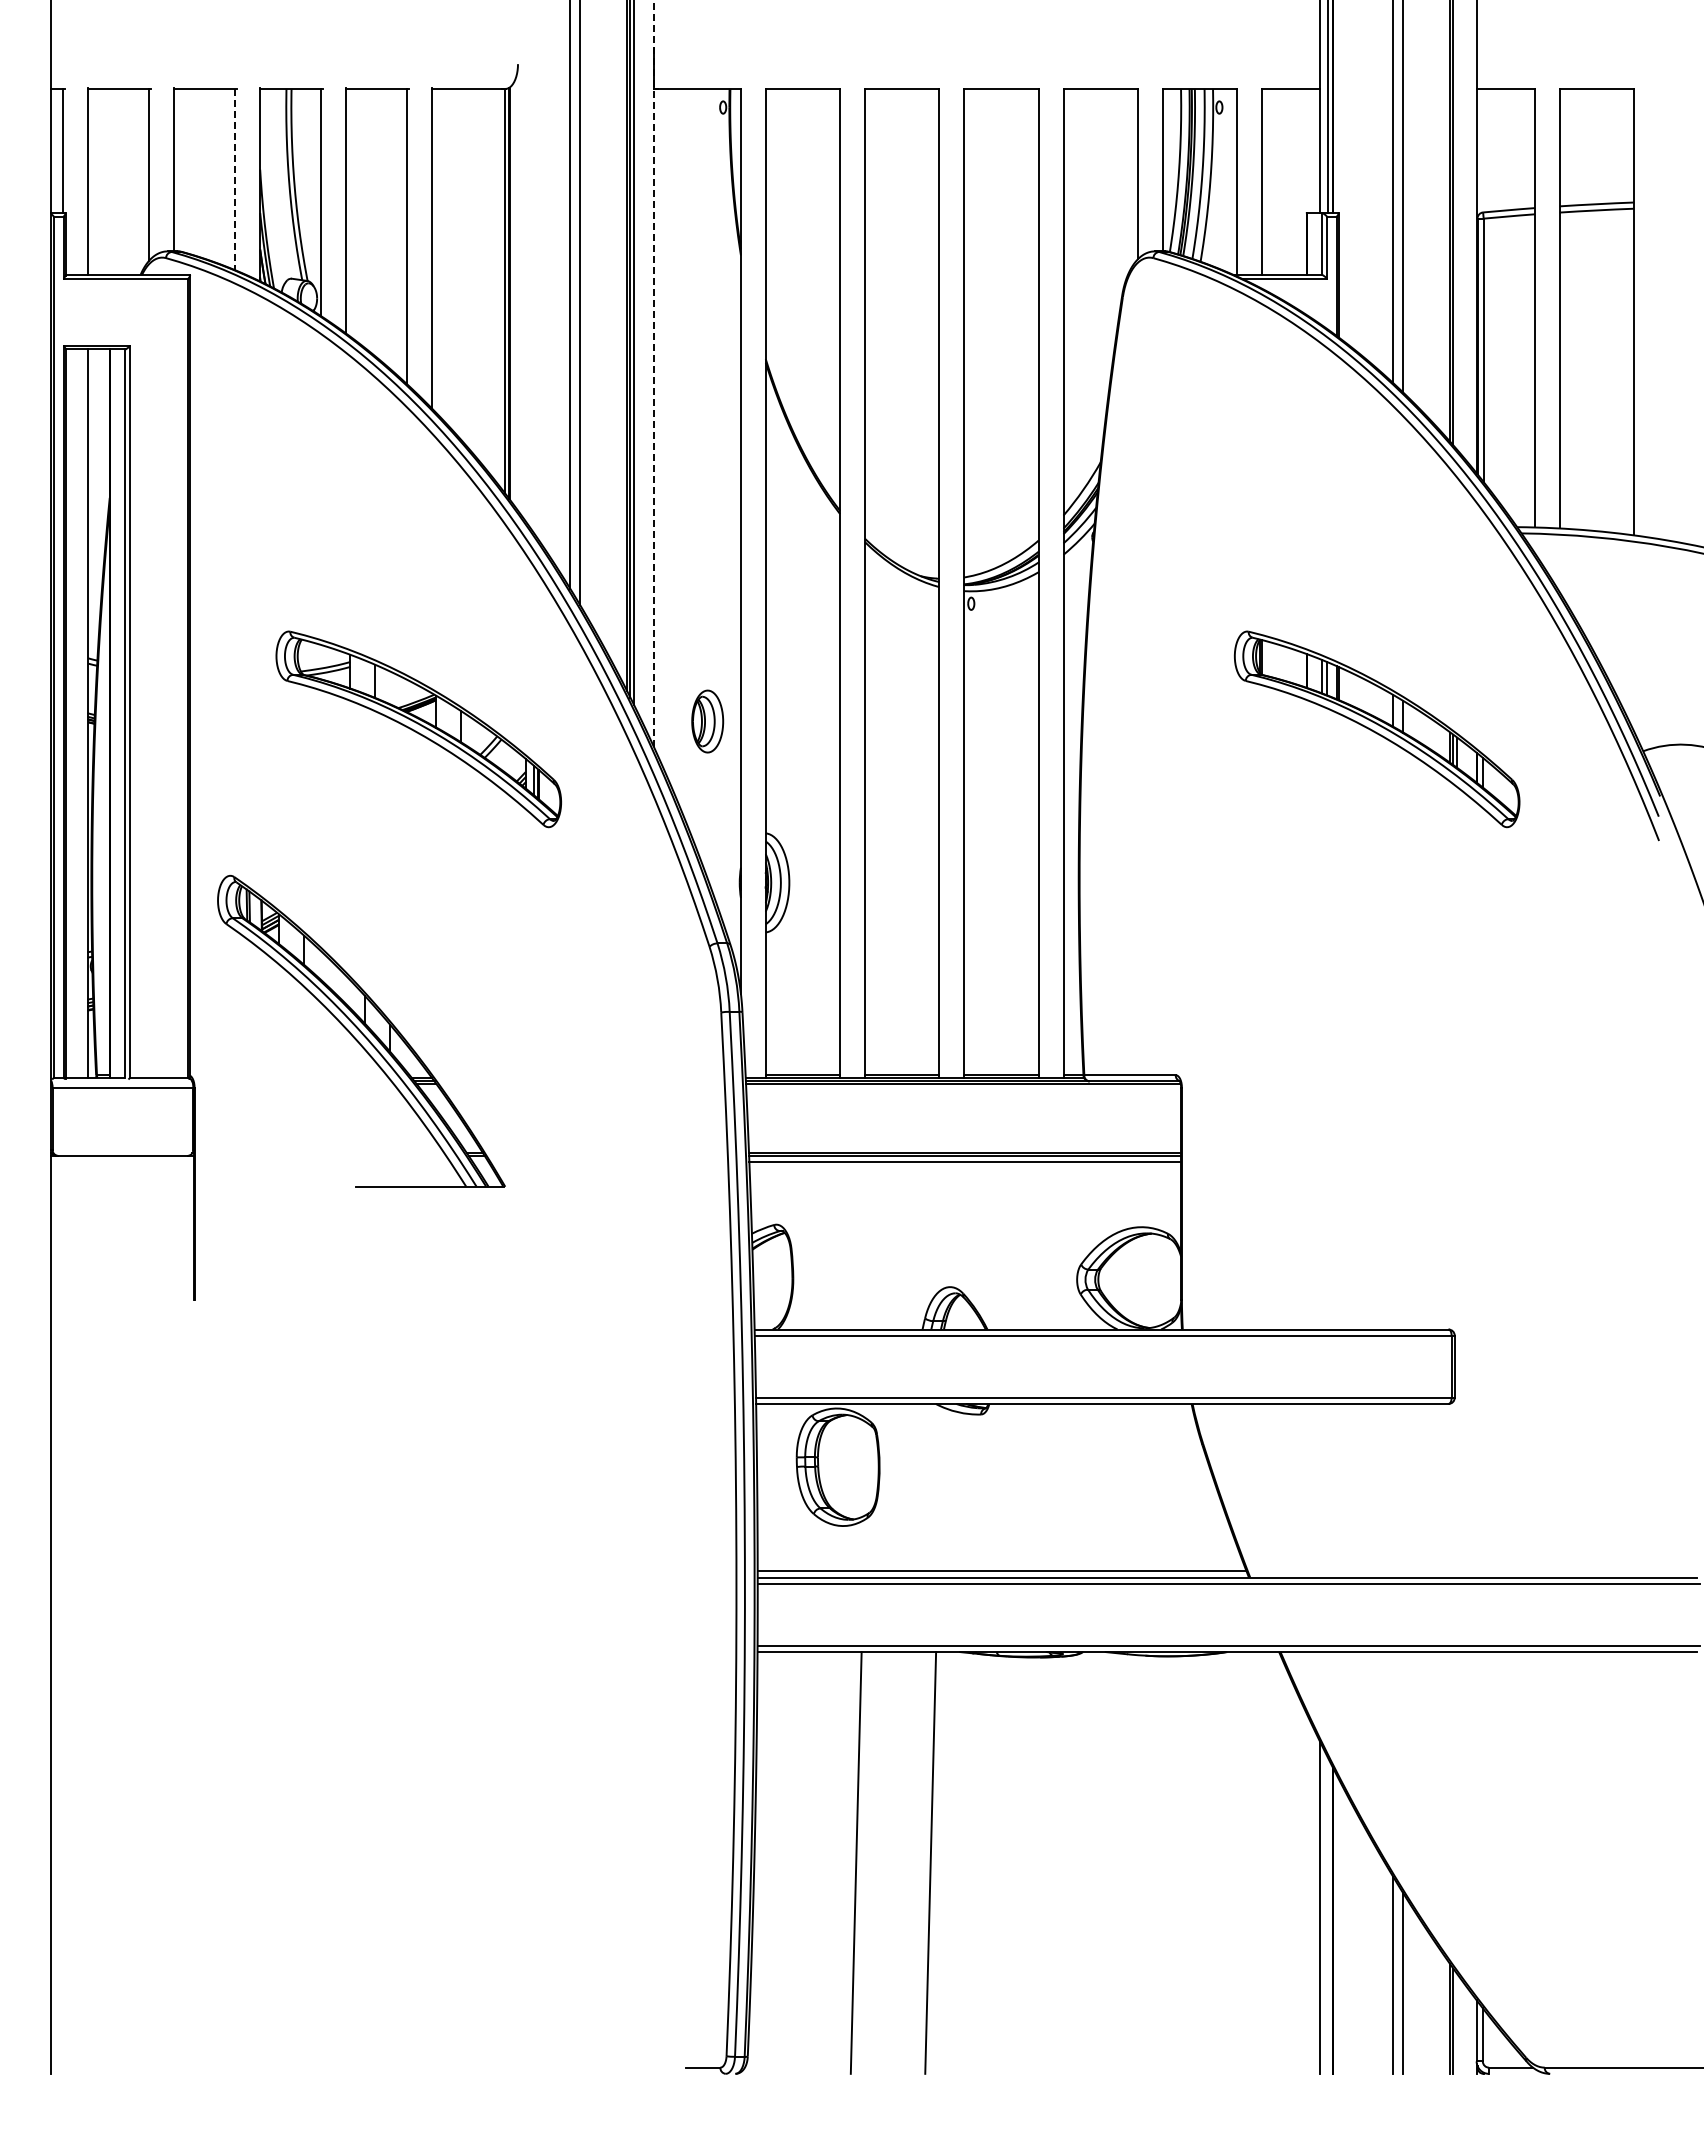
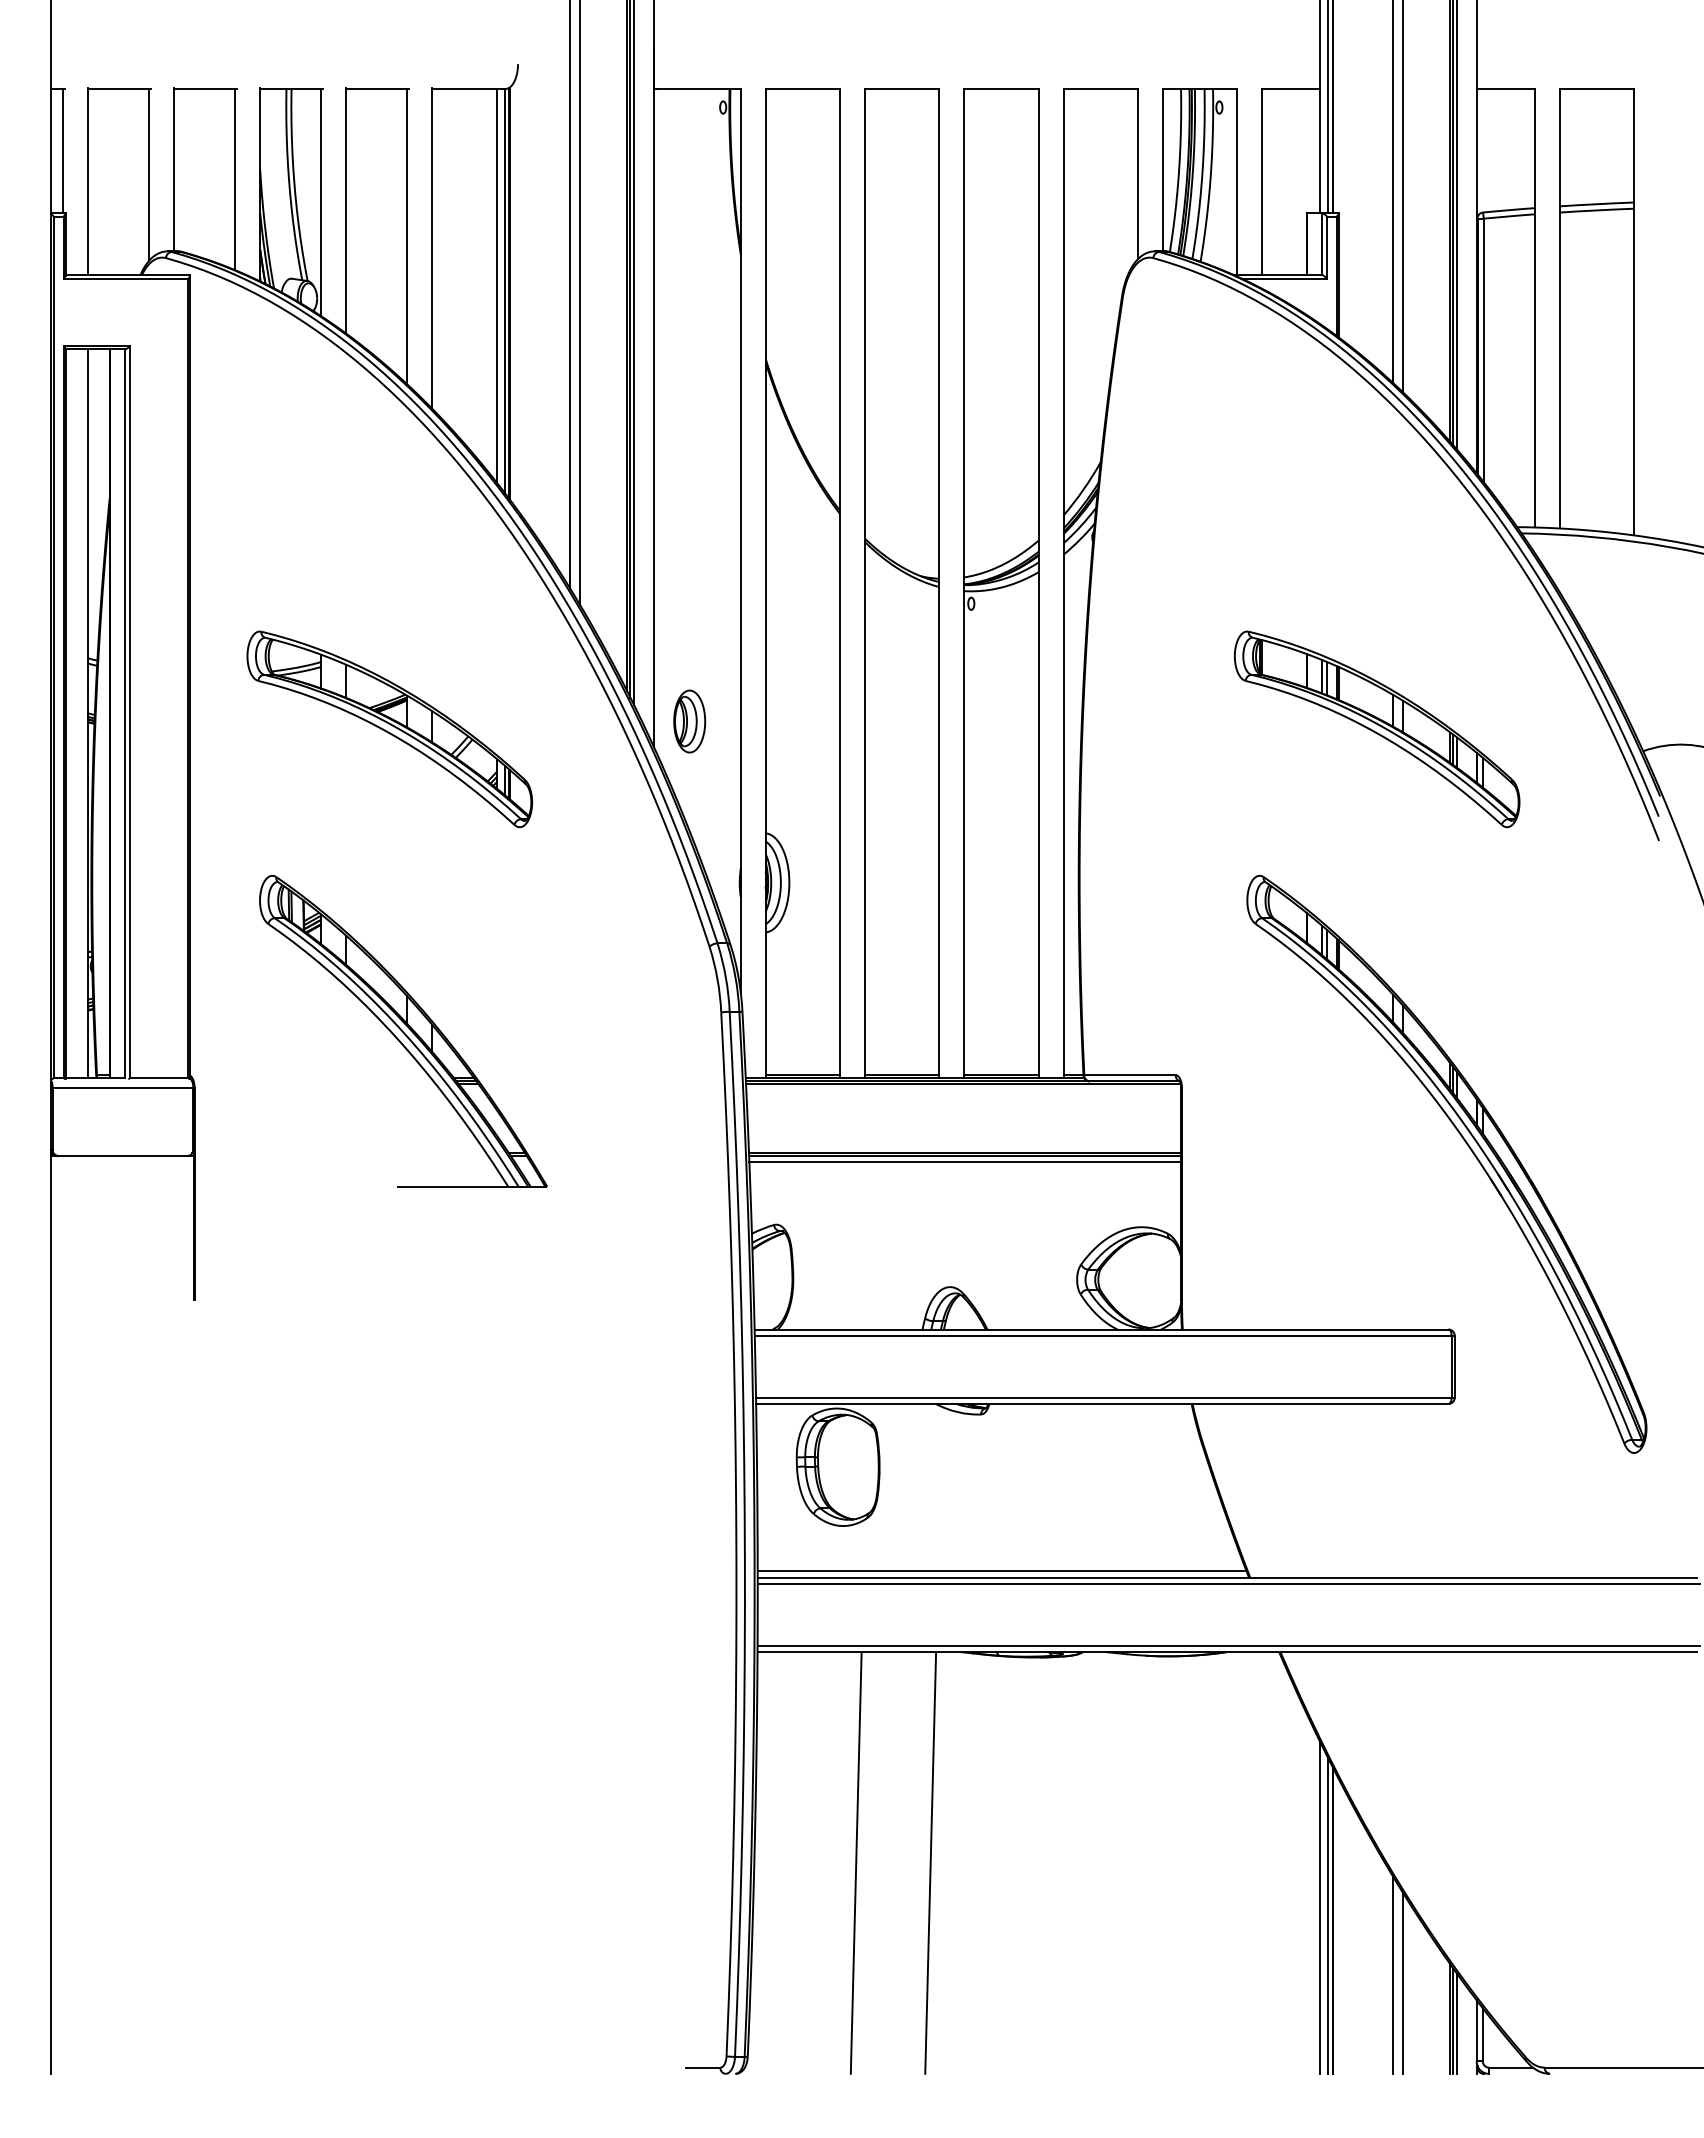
line: dashed -> solid (235, 179)
line: none -> present (1457, 226)
line: none -> present (496, 285)
line: dashed -> solid (653, 373)
part position: (707, 721) -> (689, 721) (689, 721)
part position: (418, 729) -> (389, 729) (389, 729)
part position: (361, 1031) -> (403, 1031) (403, 1031)
part: none -> present (1470, 1150)
line: none -> present (1327, 1915)
line: none -> present (1457, 2023)
